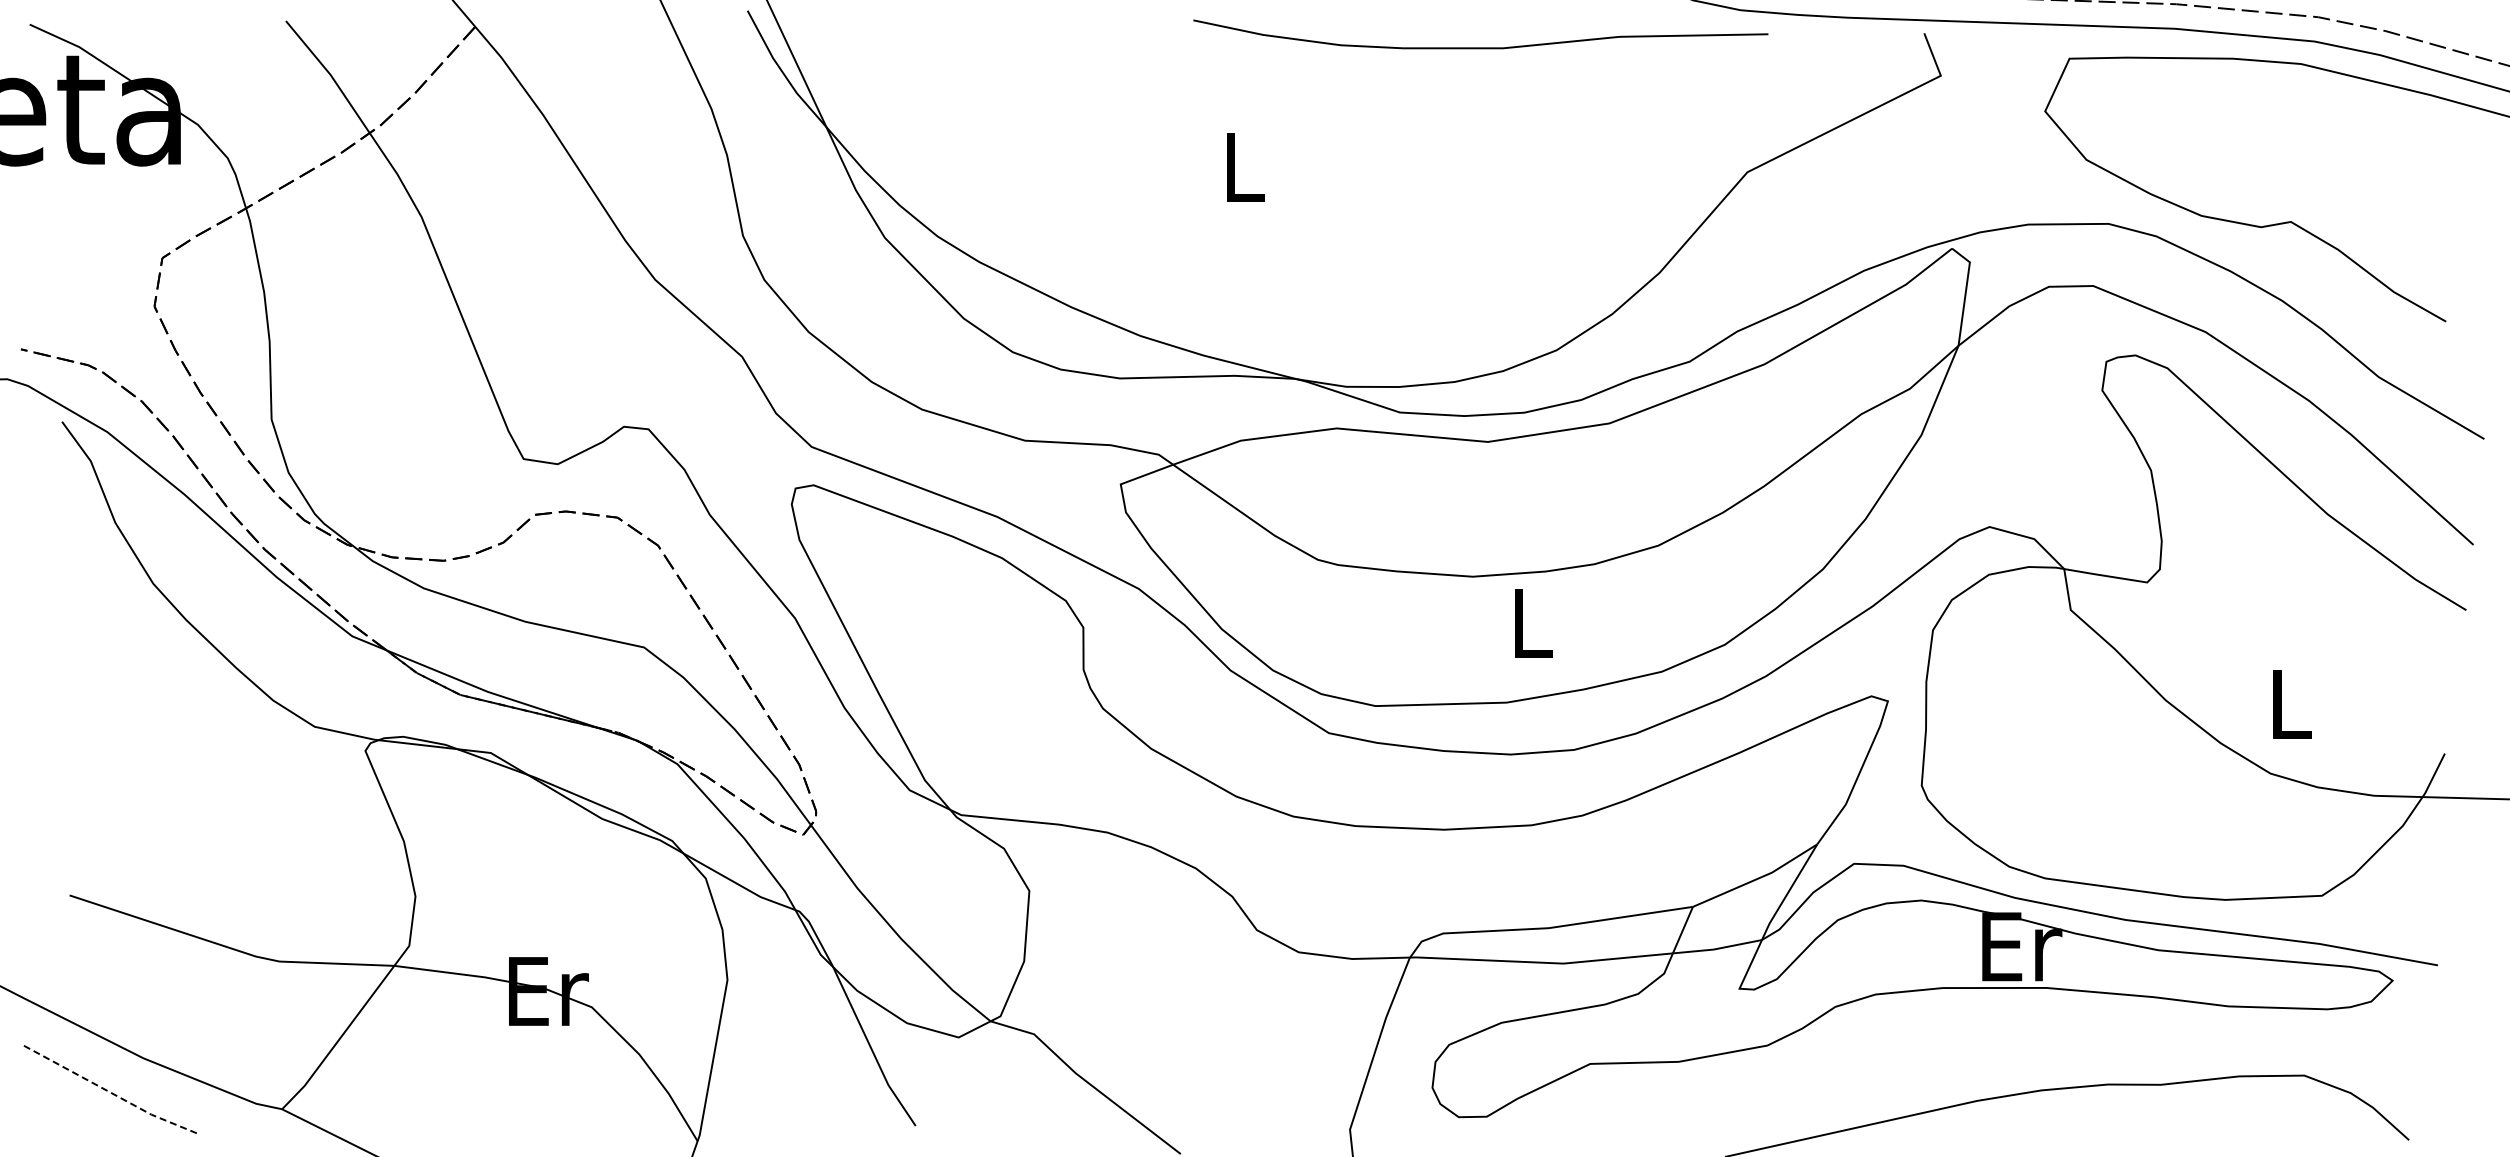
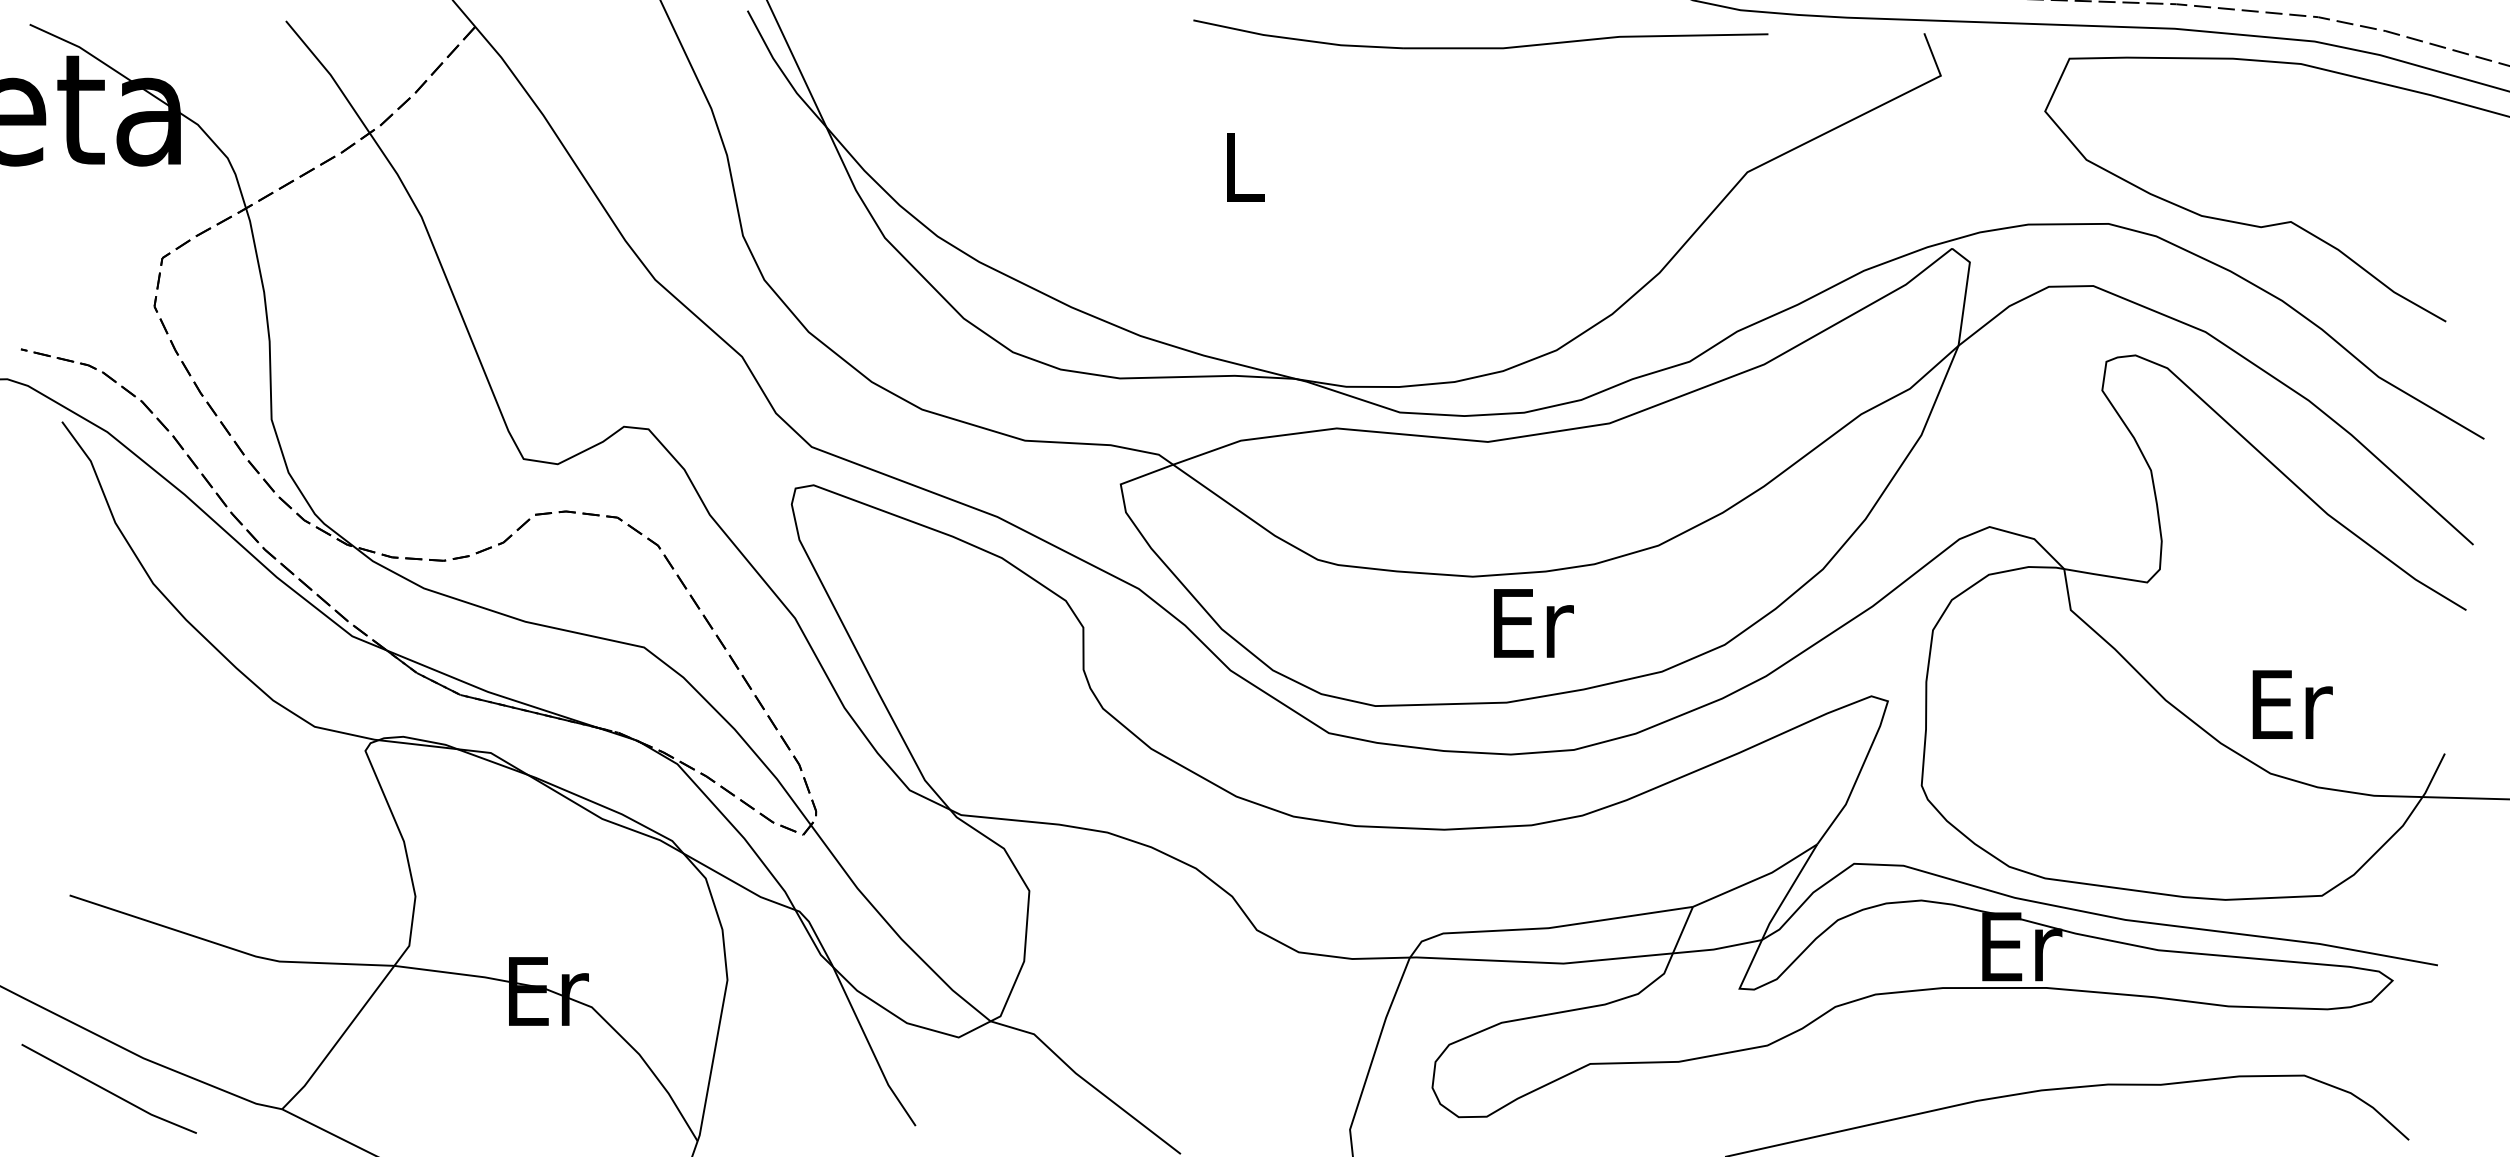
text: L -> Er (1533, 623)
text: L -> Er (2292, 704)
line: dashed -> solid (108, 1091)
